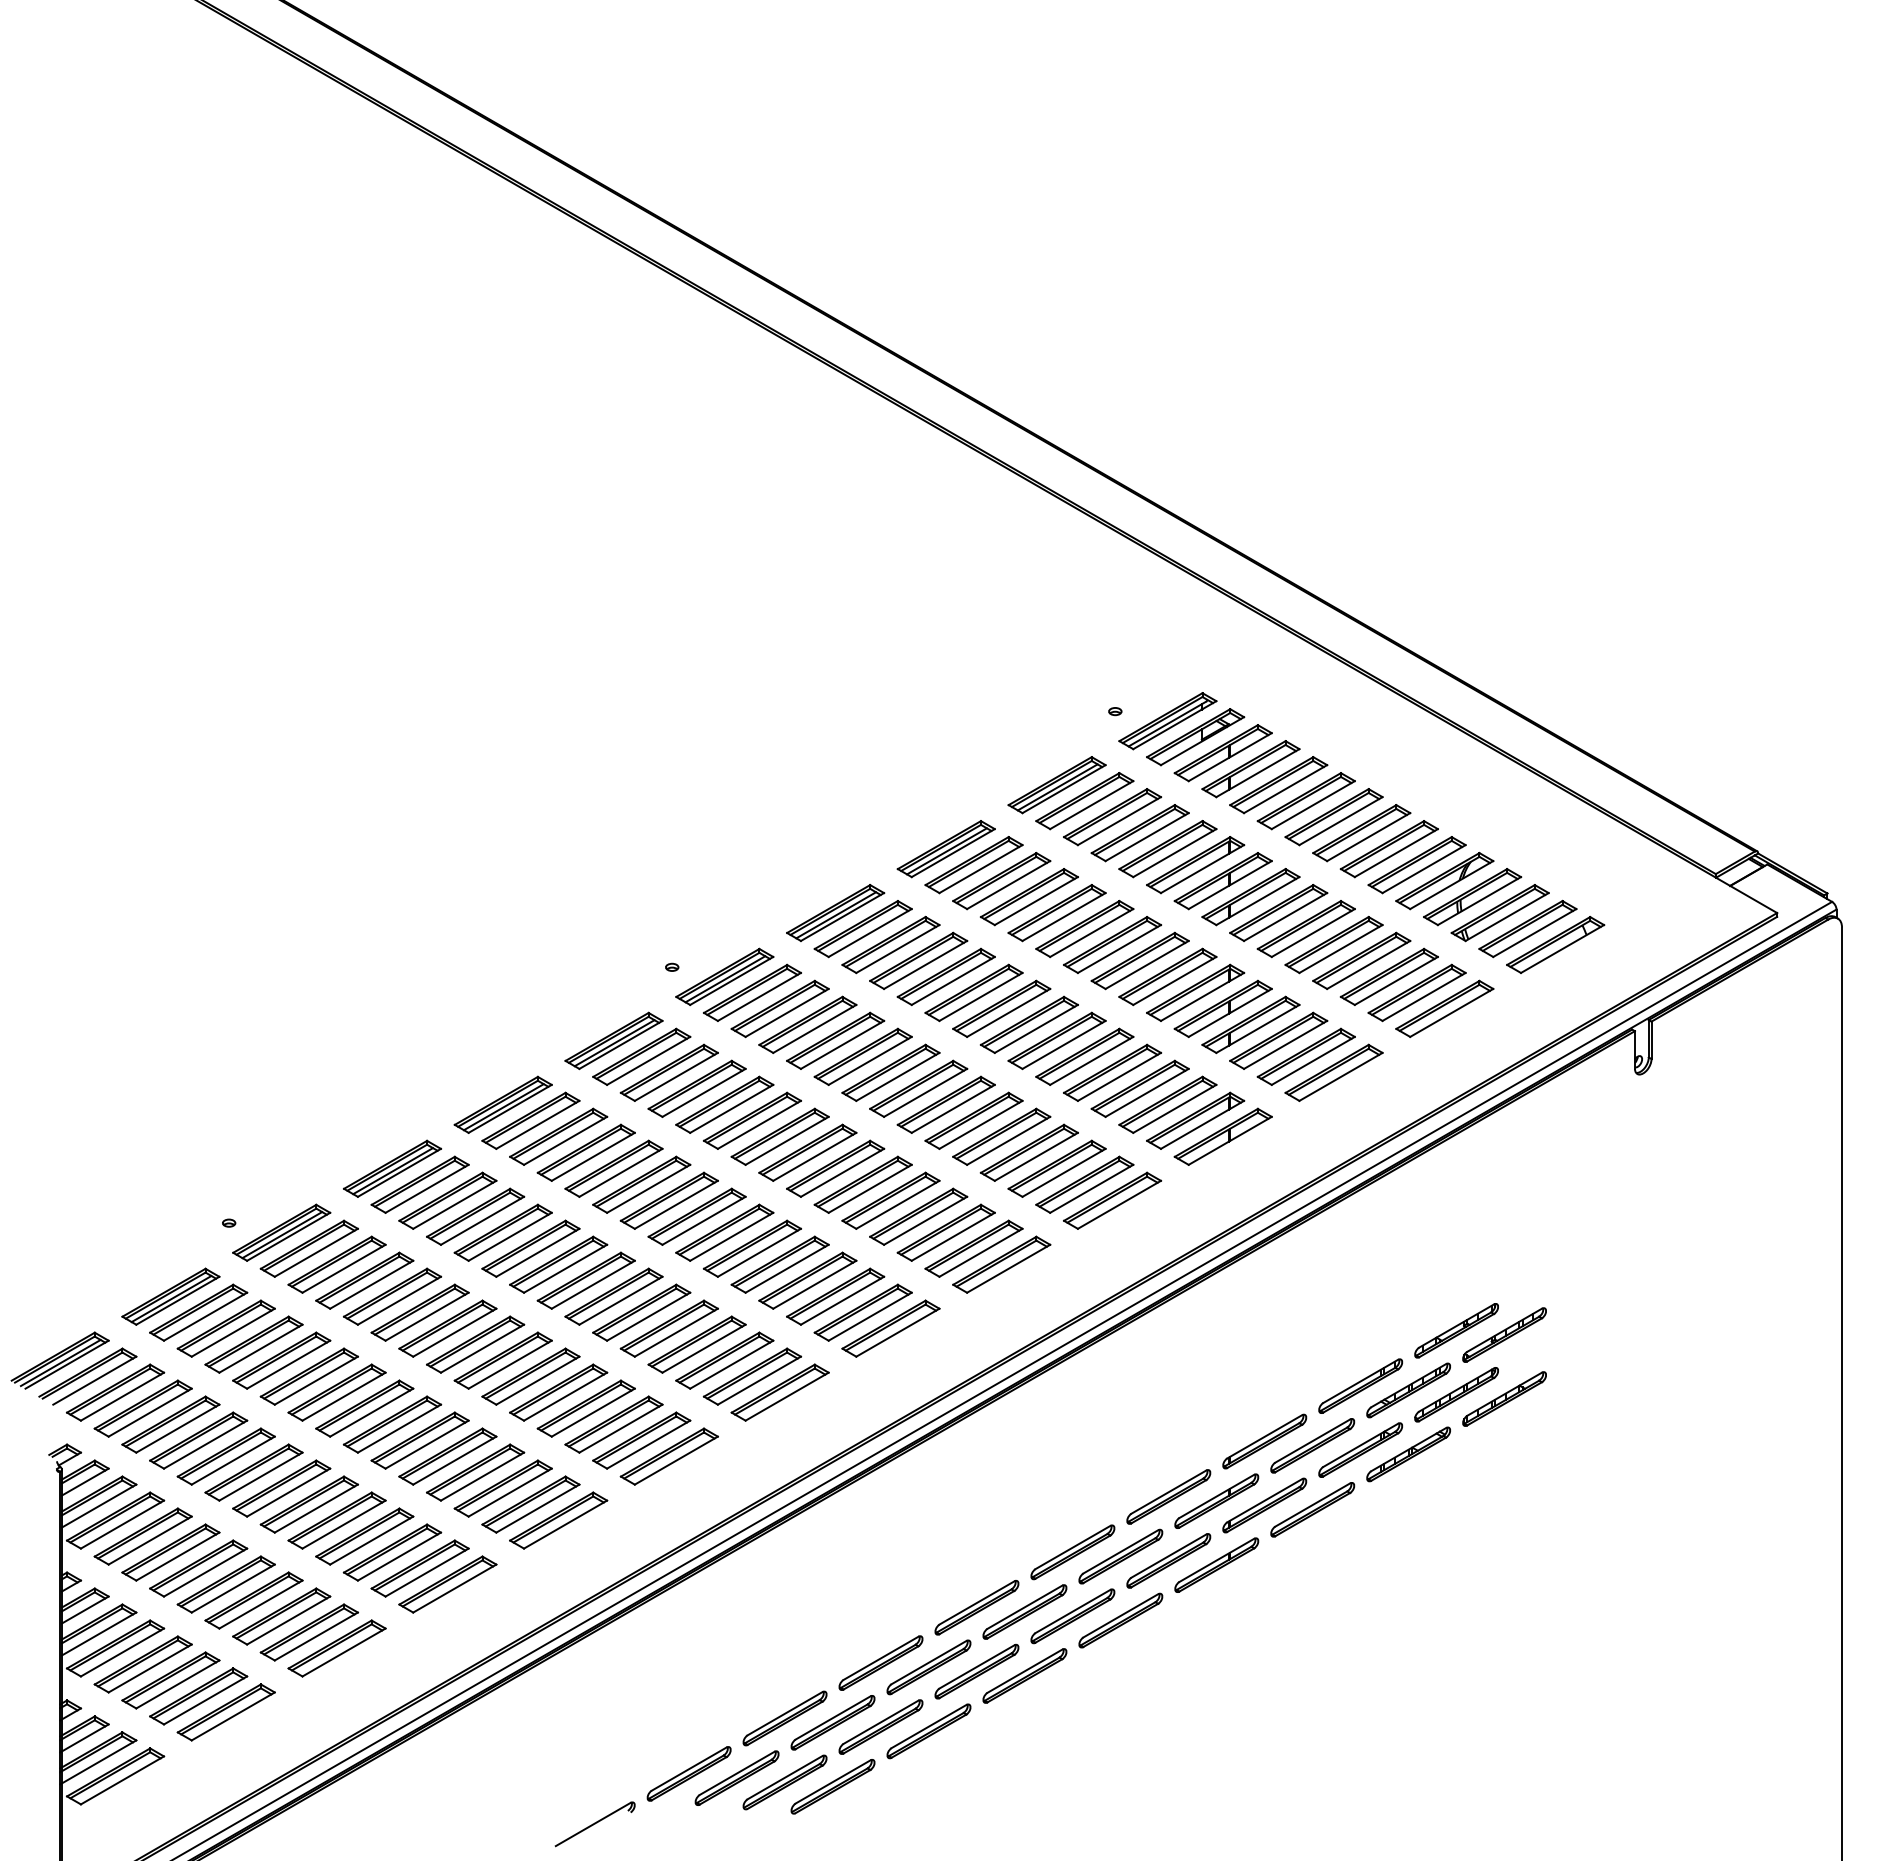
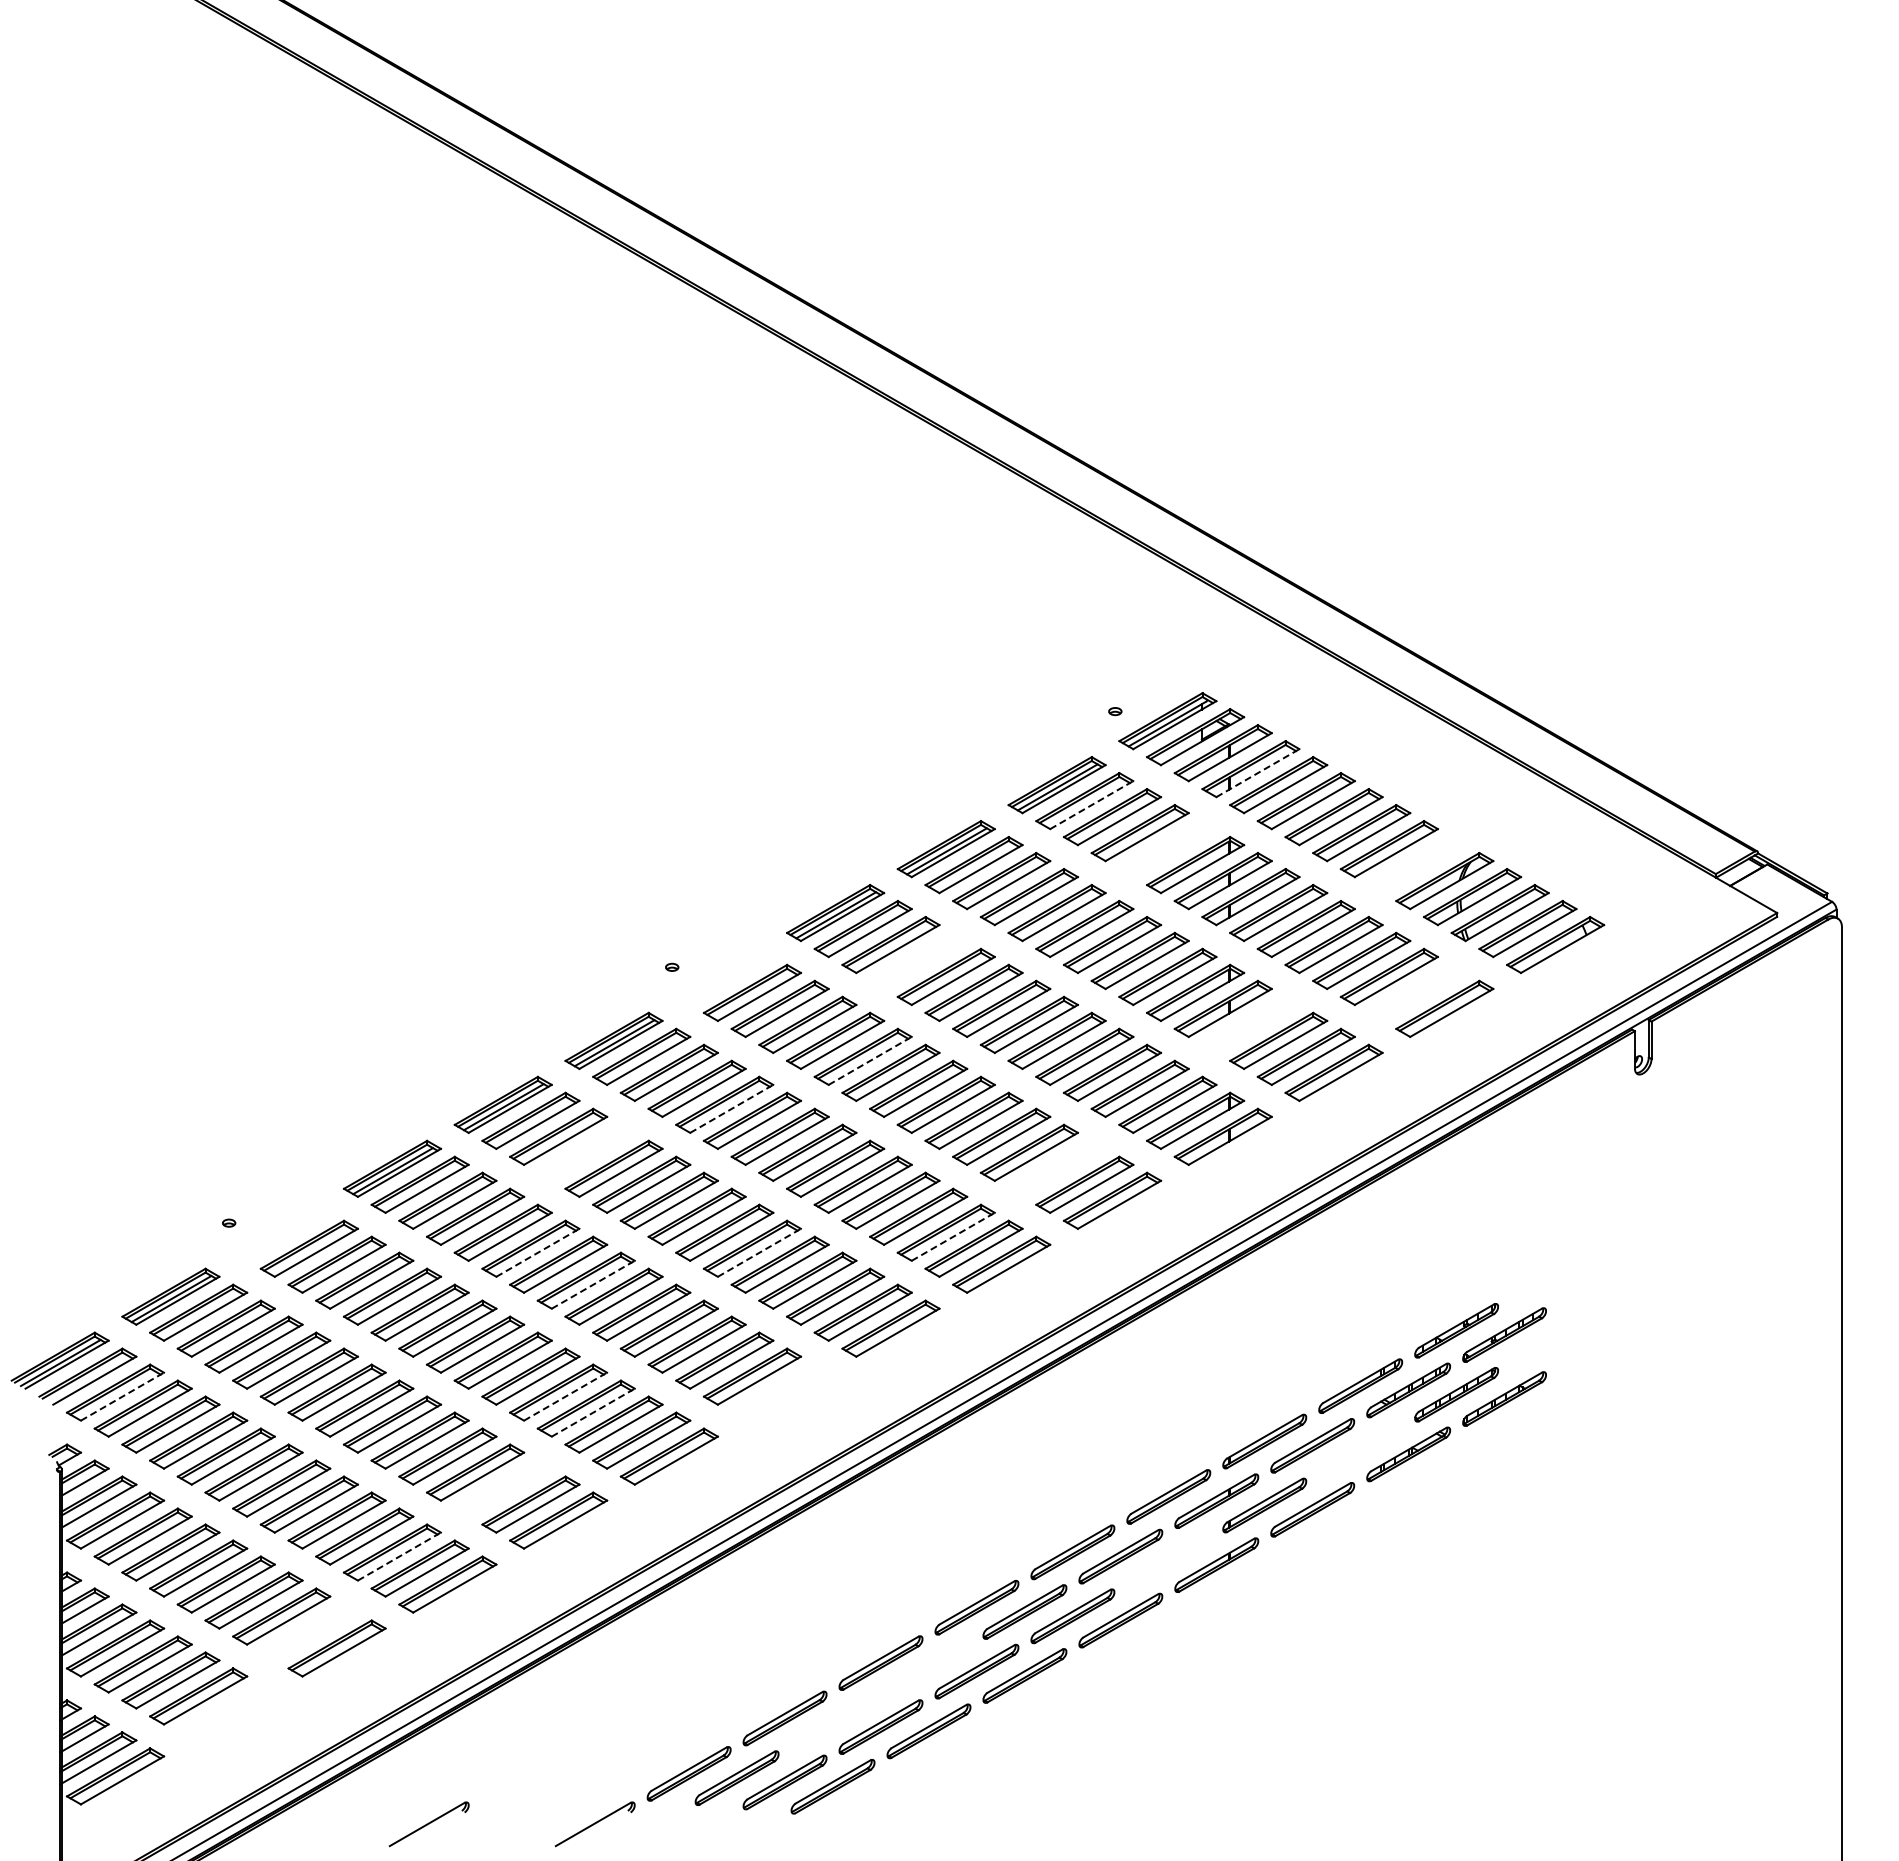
line: solid -> dashed (1257, 773)
line: solid -> dashed (1091, 805)
part: present -> none (1167, 849)
part: present -> none (1416, 865)
part: present -> none (918, 960)
part: present -> none (724, 976)
part: present -> none (1416, 992)
part: present -> none (1250, 1024)
line: solid -> dashed (870, 1060)
line: solid -> dashed (731, 1108)
part: present -> none (585, 1152)
part: present -> none (1056, 1168)
part: present -> none (281, 1232)
line: solid -> dashed (953, 1236)
line: solid -> dashed (537, 1252)
line: solid -> dashed (759, 1252)
line: solid -> dashed (593, 1284)
part: present -> none (779, 1392)
line: solid -> dashed (122, 1396)
line: solid -> dashed (565, 1396)
line: solid -> dashed (593, 1412)
part: present -> none (1360, 1449)
part: present -> none (502, 1488)
line: solid -> dashed (399, 1556)
part: present -> none (1168, 1560)
part: present -> none (308, 1632)
part: present -> none (928, 1667)
part: present -> none (225, 1712)
part: present -> none (832, 1722)
part: none -> present (428, 1824)
